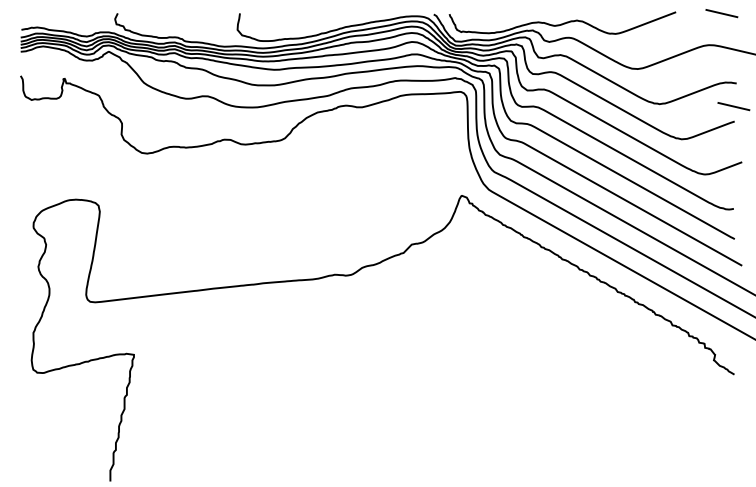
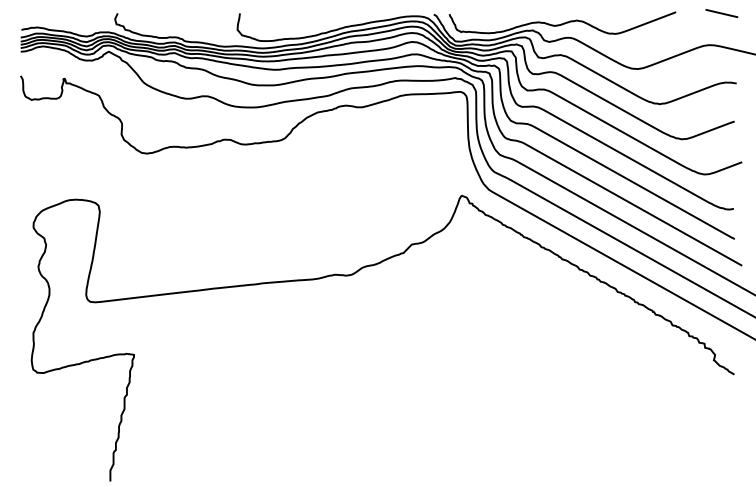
line: present -> none (733, 106)
